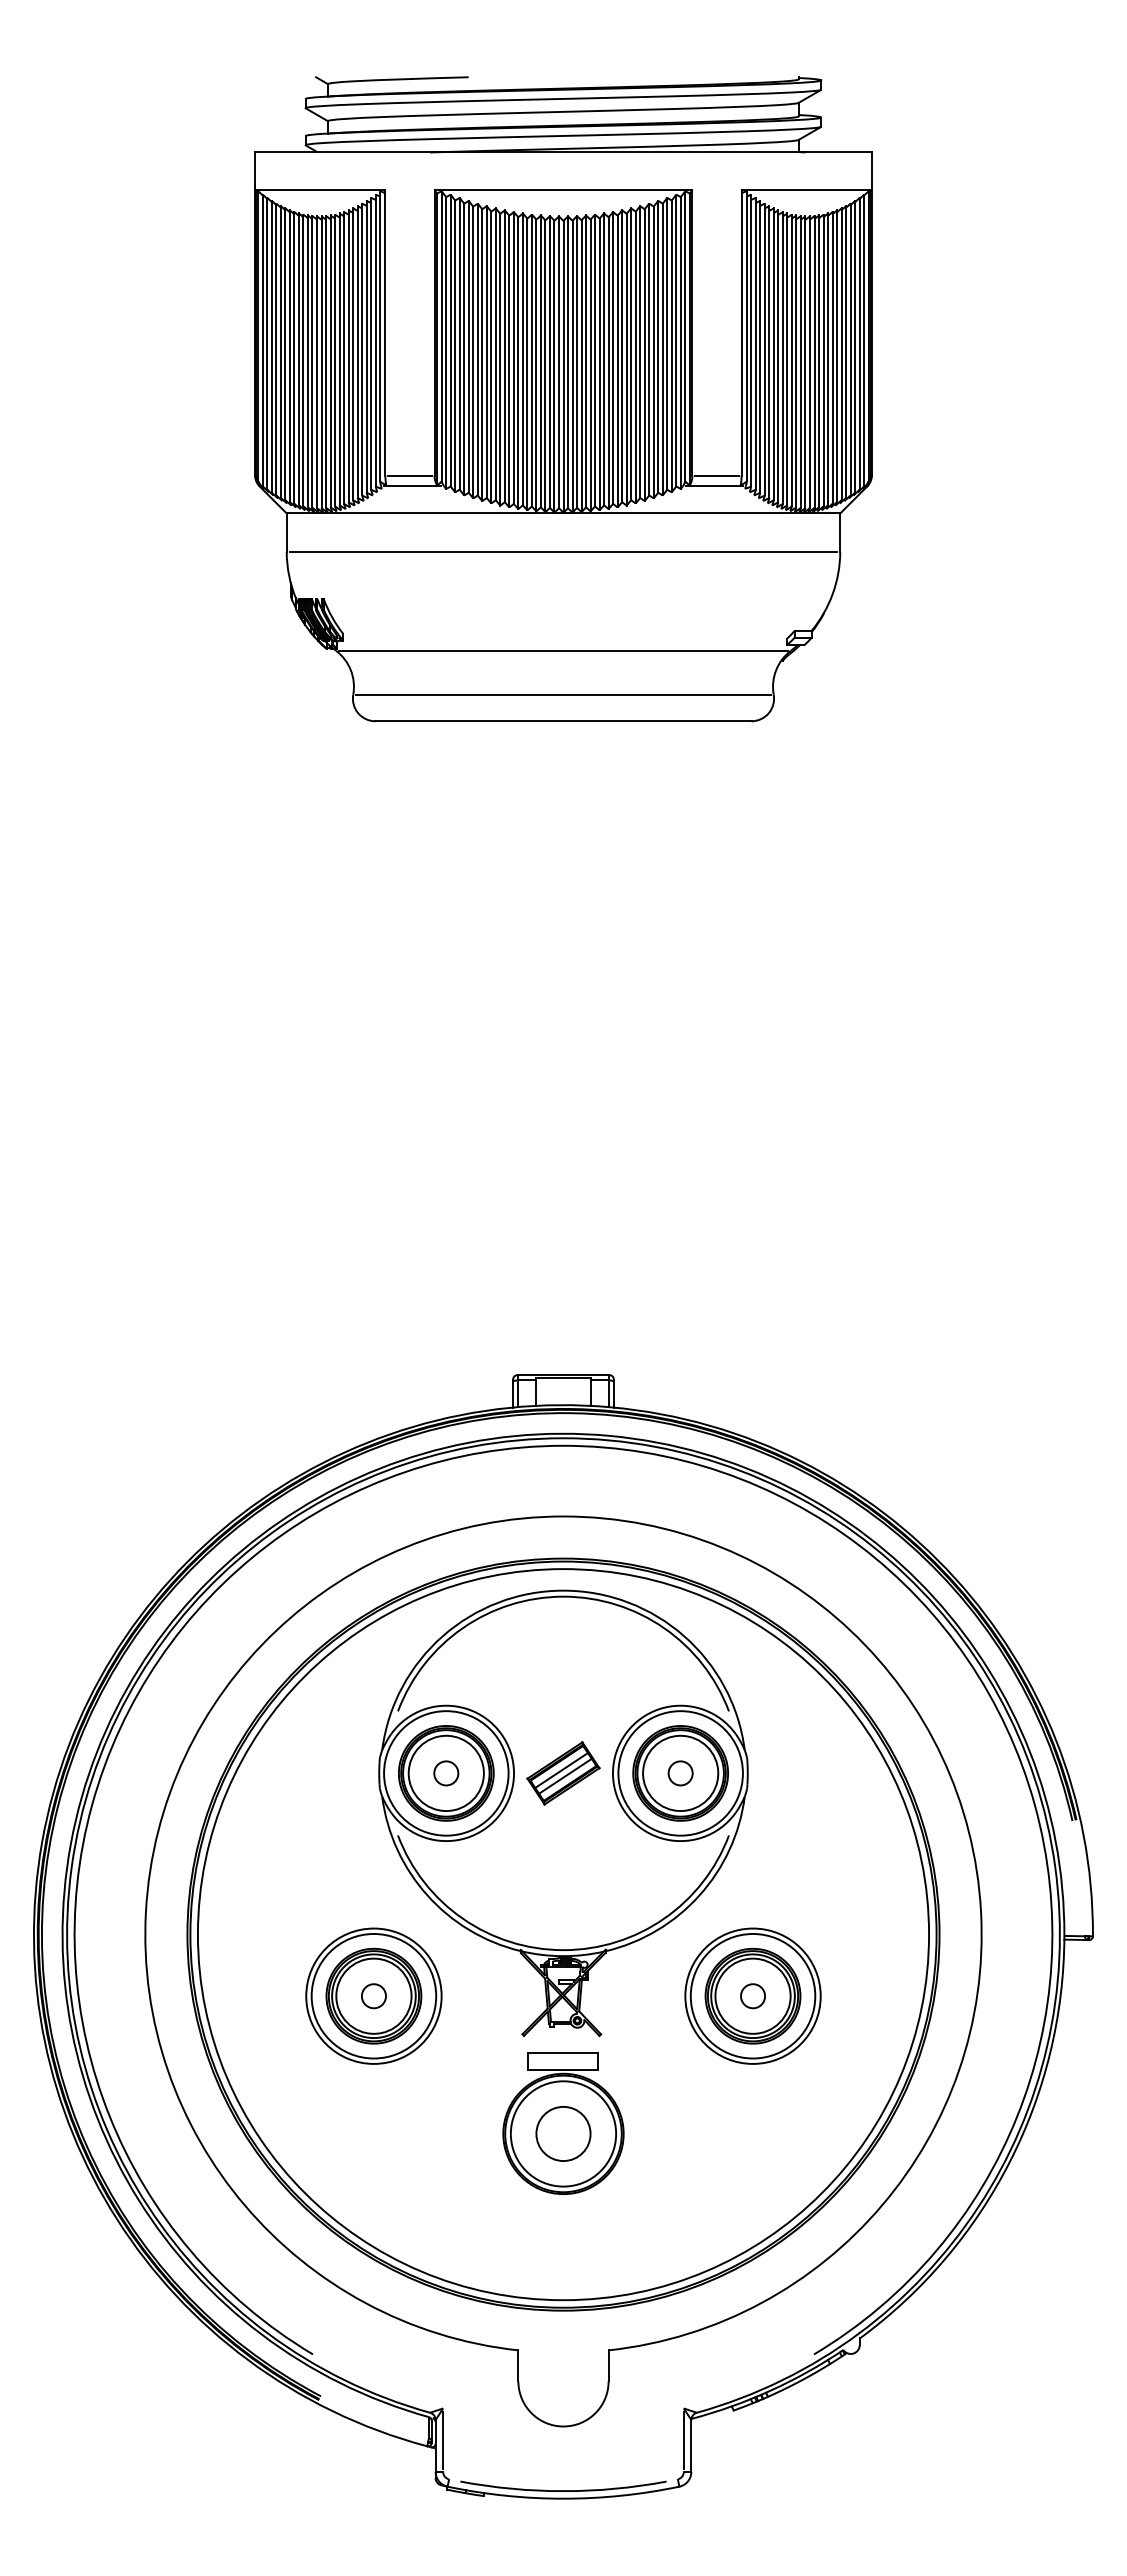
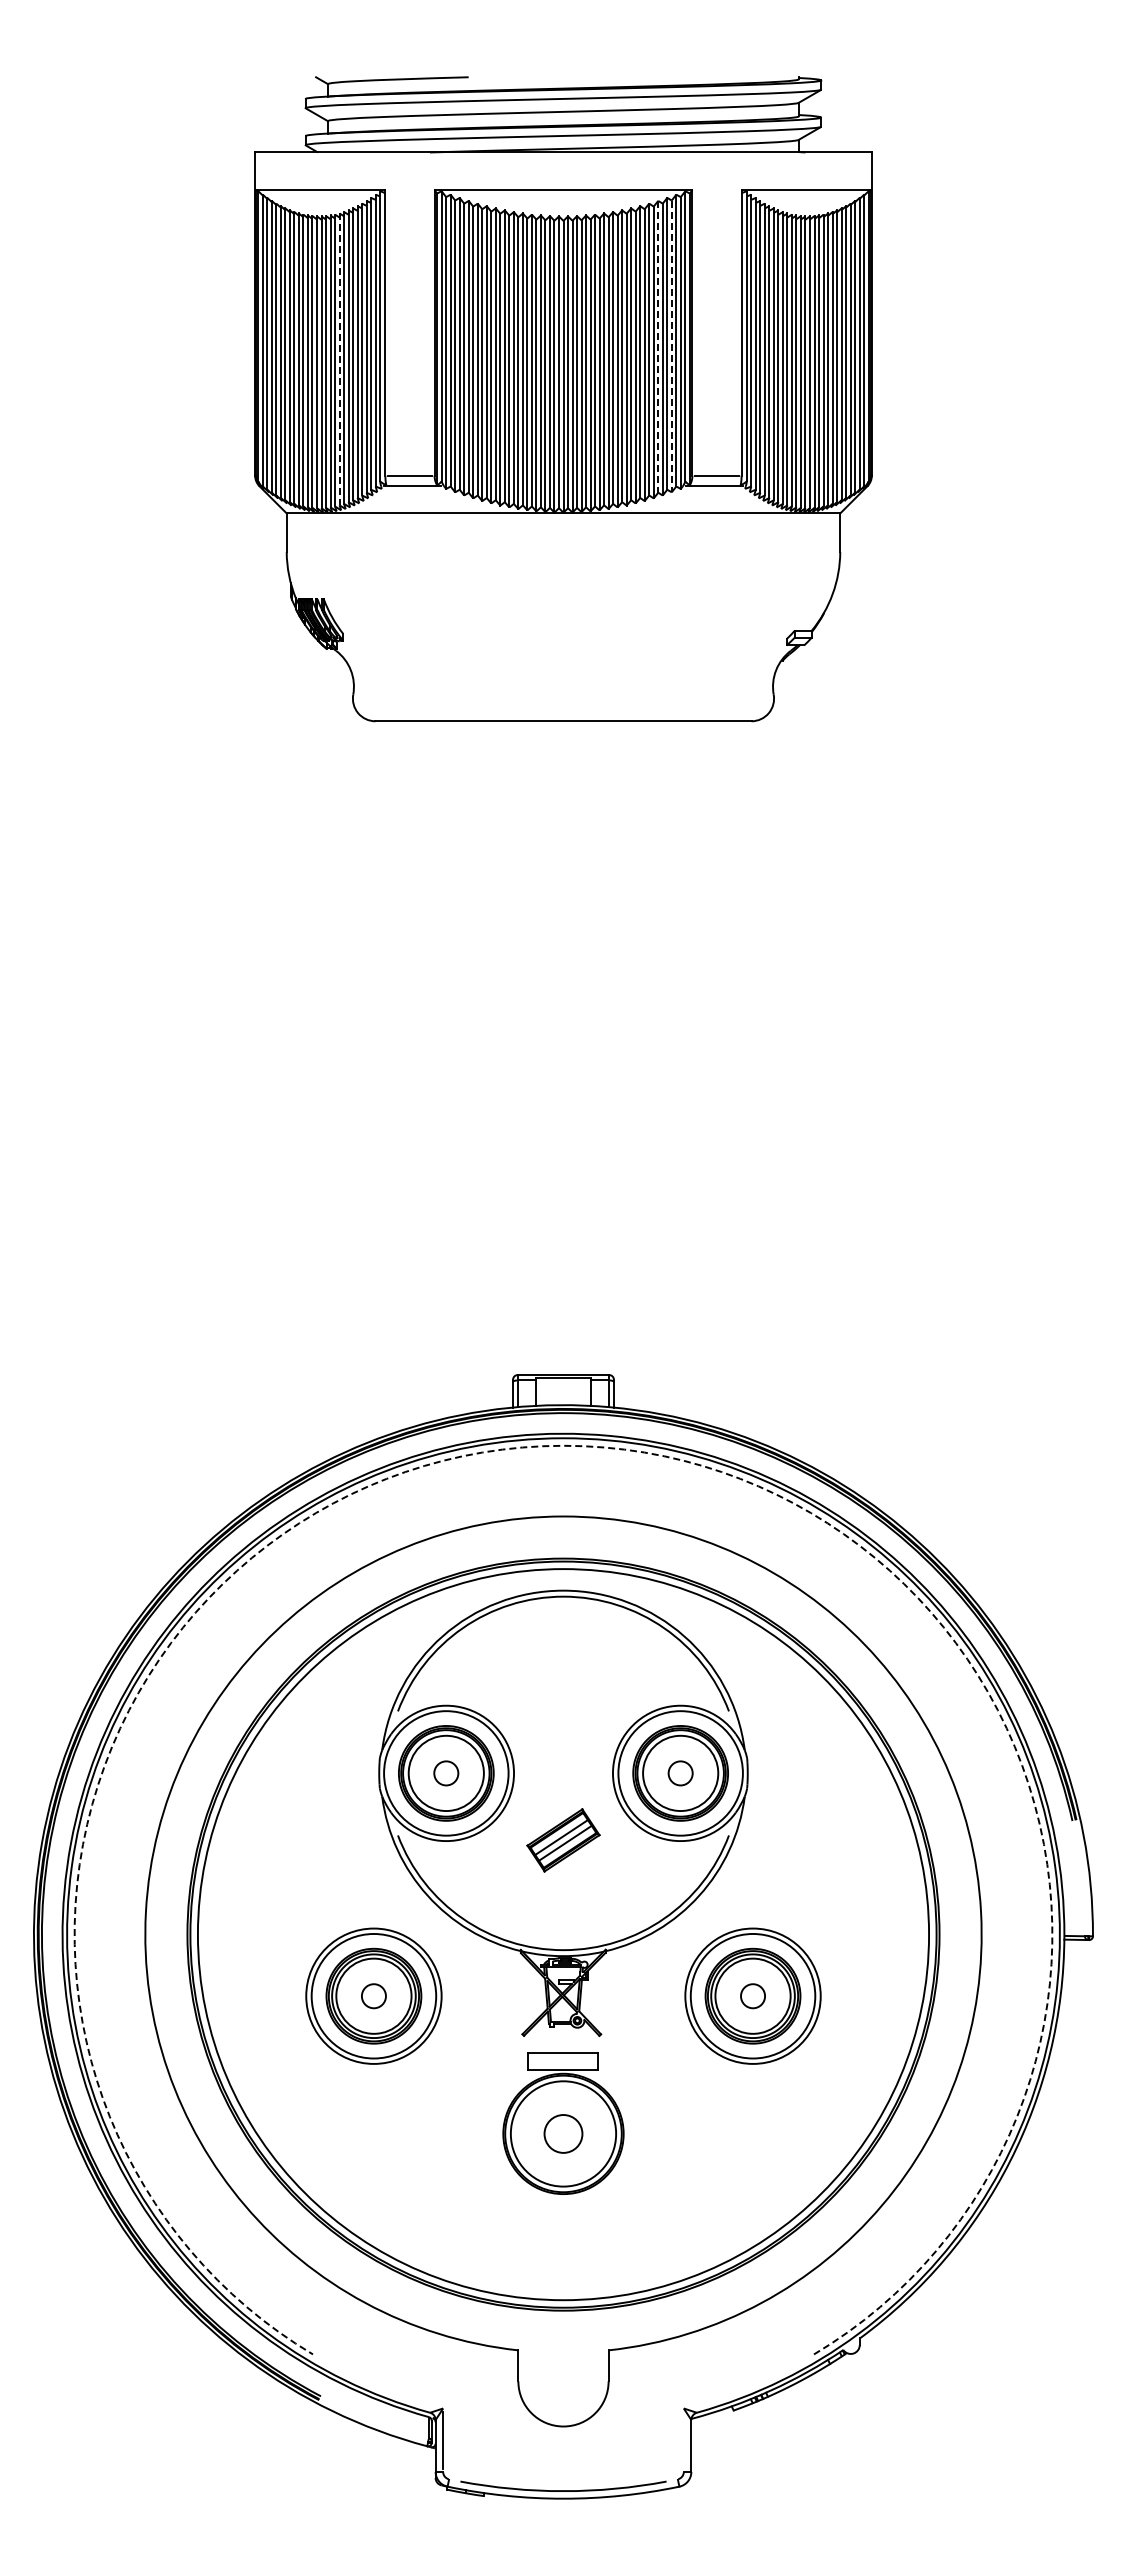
line: solid -> dashed (658, 346)
line: solid -> dashed (671, 346)
line: solid -> dashed (339, 359)
line: present -> none (563, 552)
line: present -> none (563, 650)
line: present -> none (563, 694)
arc: solid -> dashed (563, 1445)
part position: (563, 1773) -> (563, 1840) (563, 1840)
circle size: 57x56 px -> 41x40 px (563, 2133)
line: present -> none (683, 2439)
